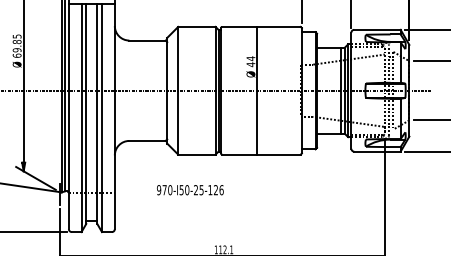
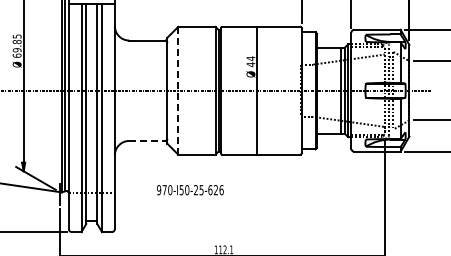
line: solid -> dashed (178, 90)
line: solid -> dashed (148, 140)
text: 970-I50-25-126 -> 970-I50-25-626 (210, 190)
